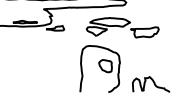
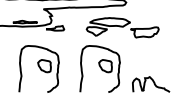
part: none -> present (38, 68)
